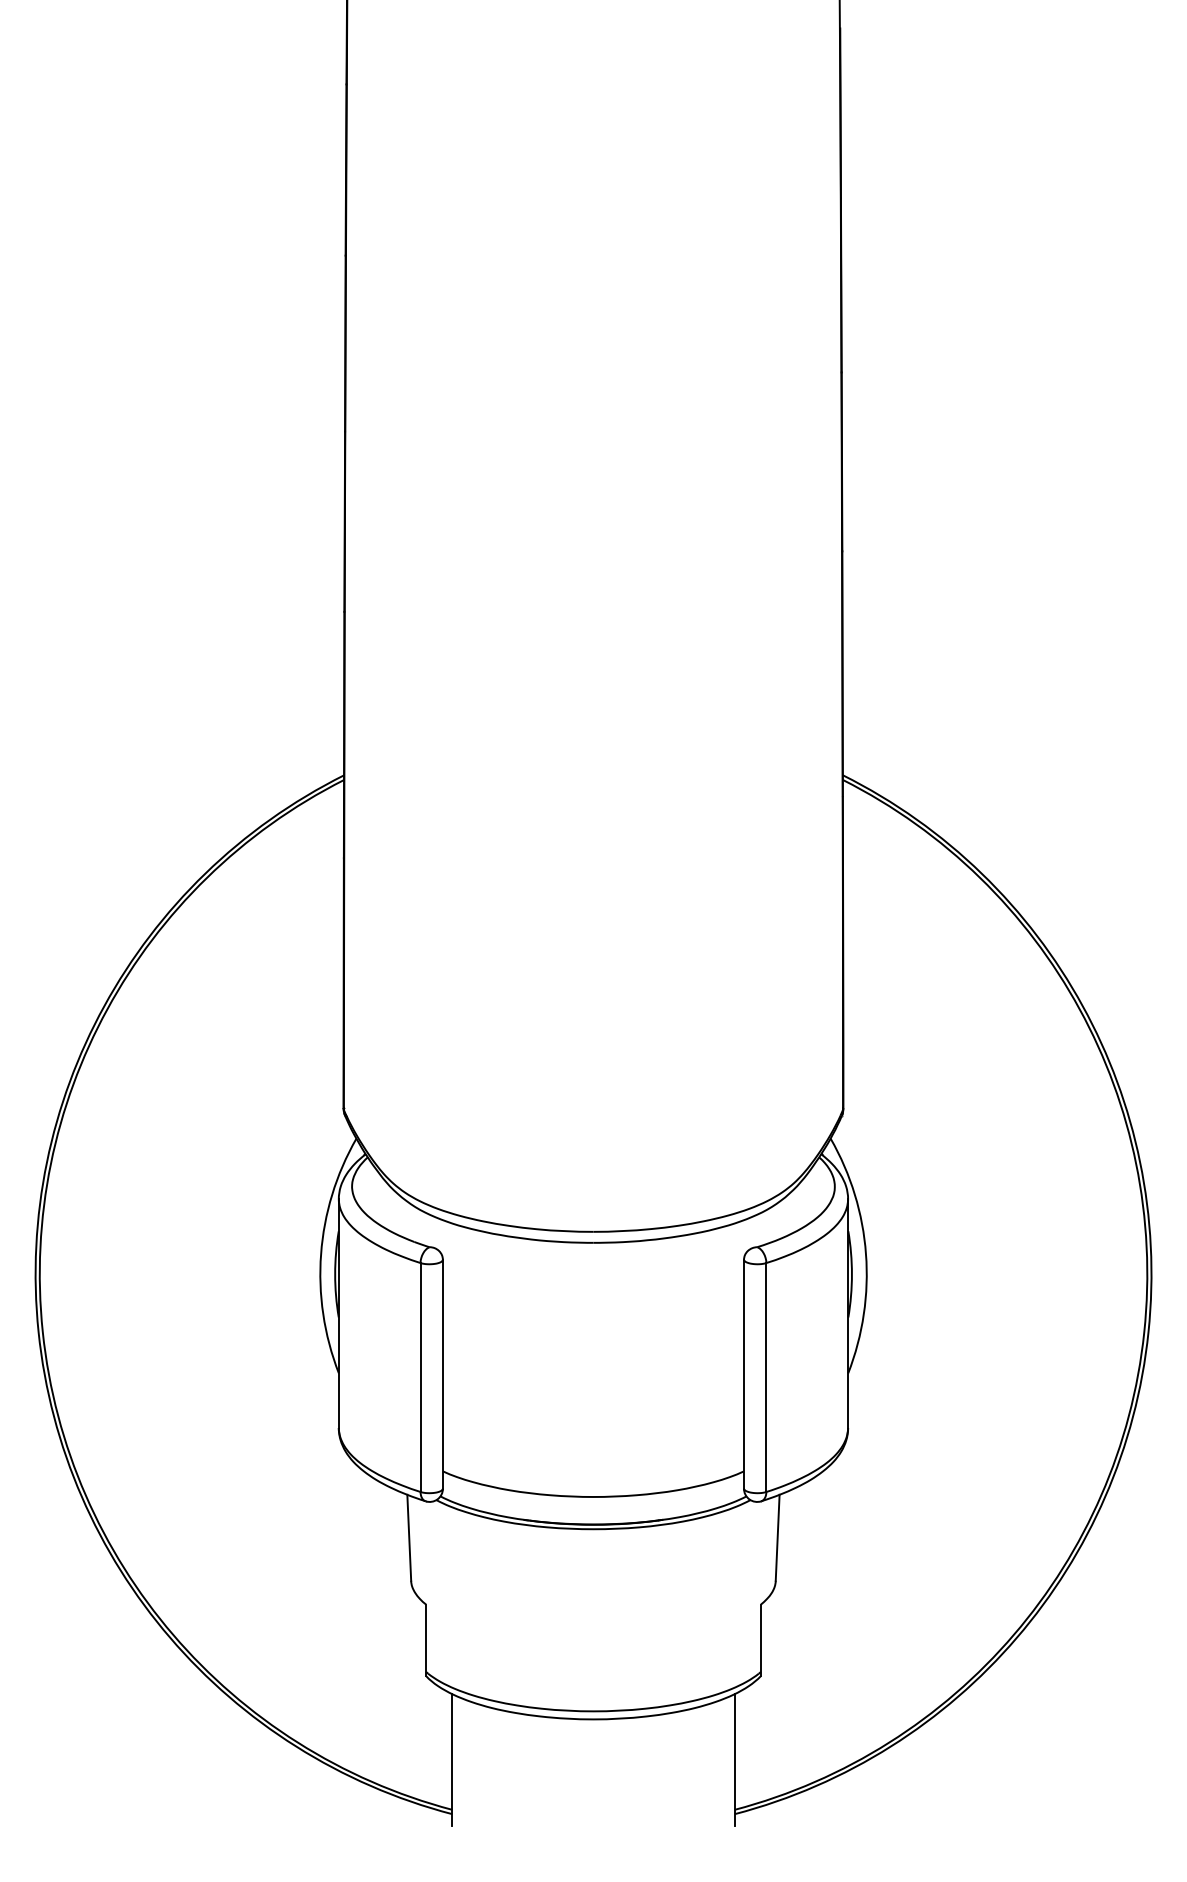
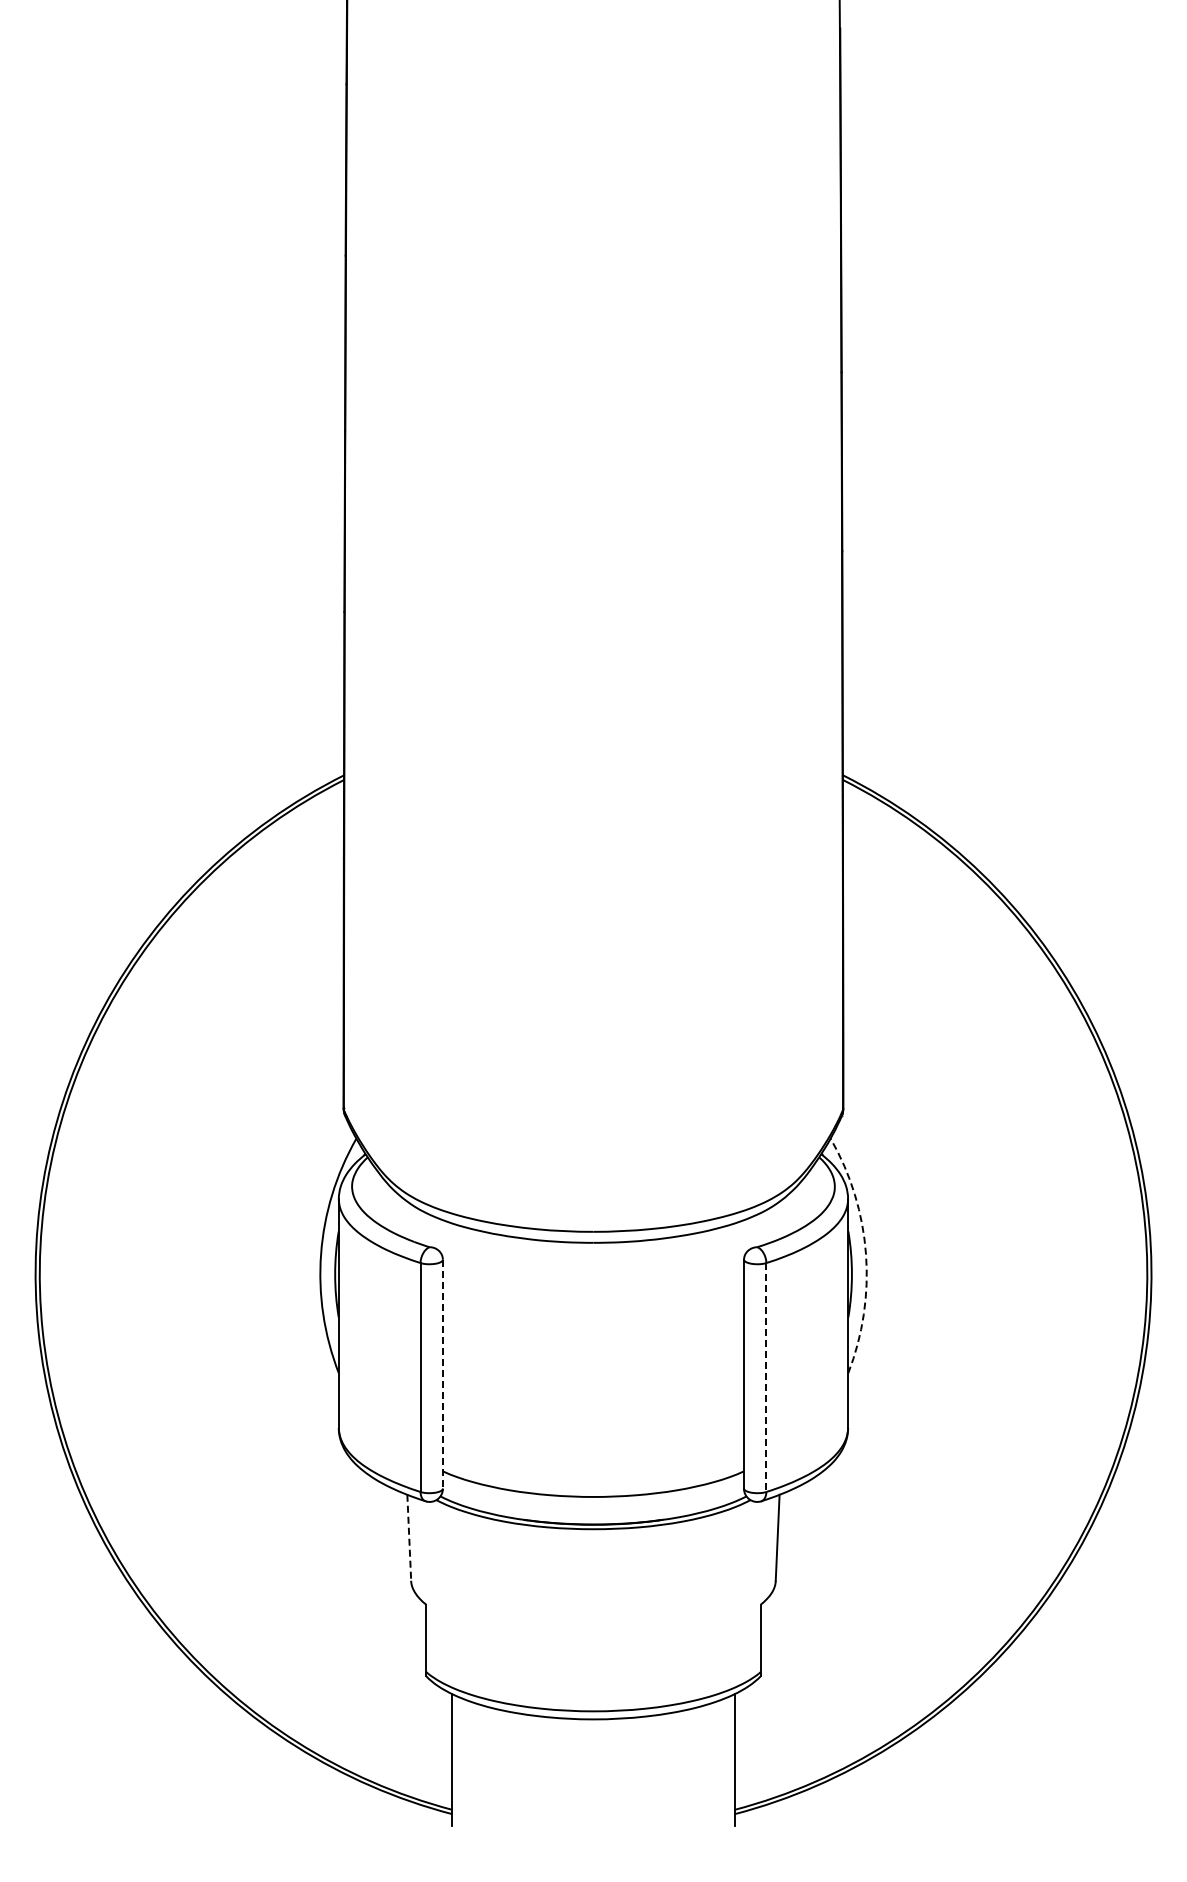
arc: solid -> dashed (866, 1254)
line: solid -> dashed (442, 1374)
line: solid -> dashed (766, 1378)
line: solid -> dashed (409, 1538)
